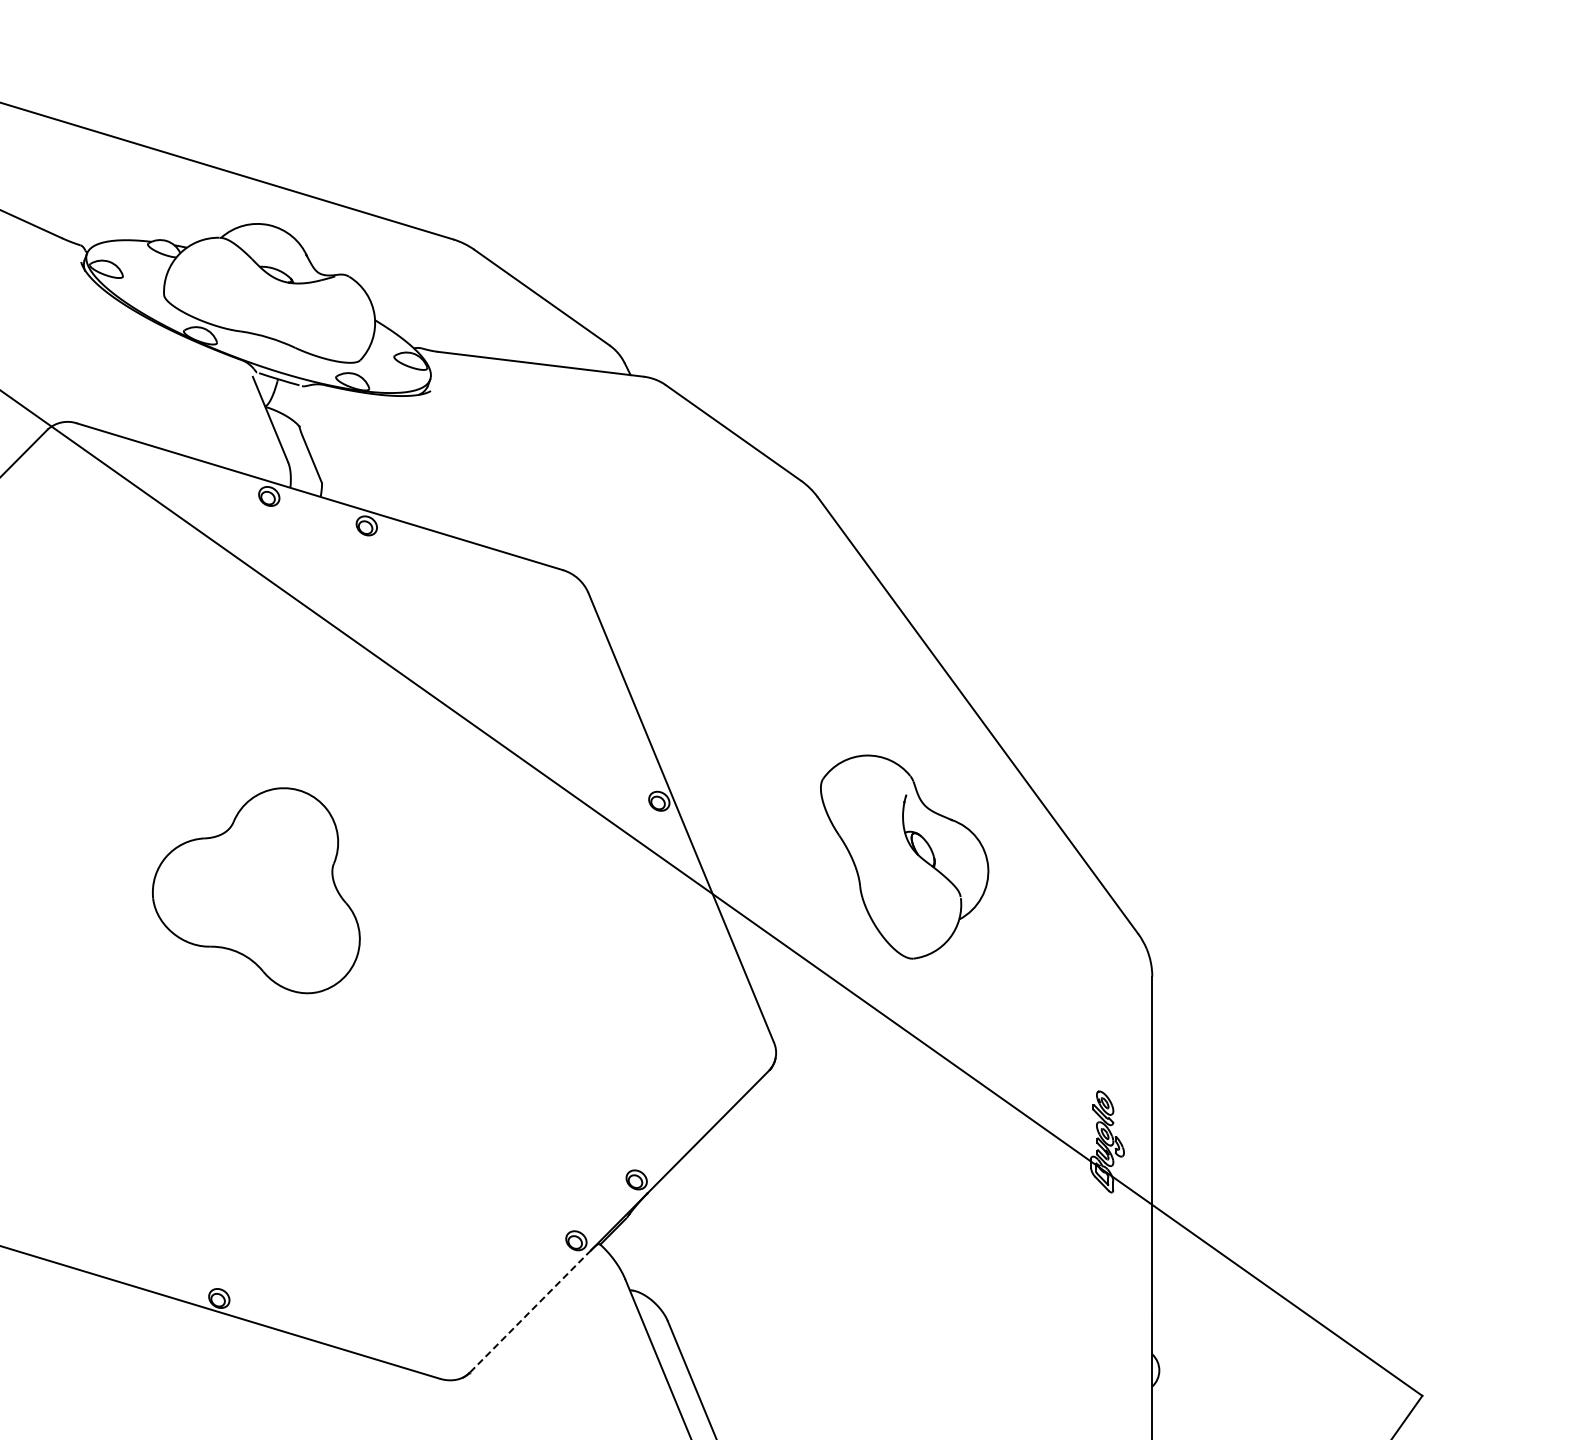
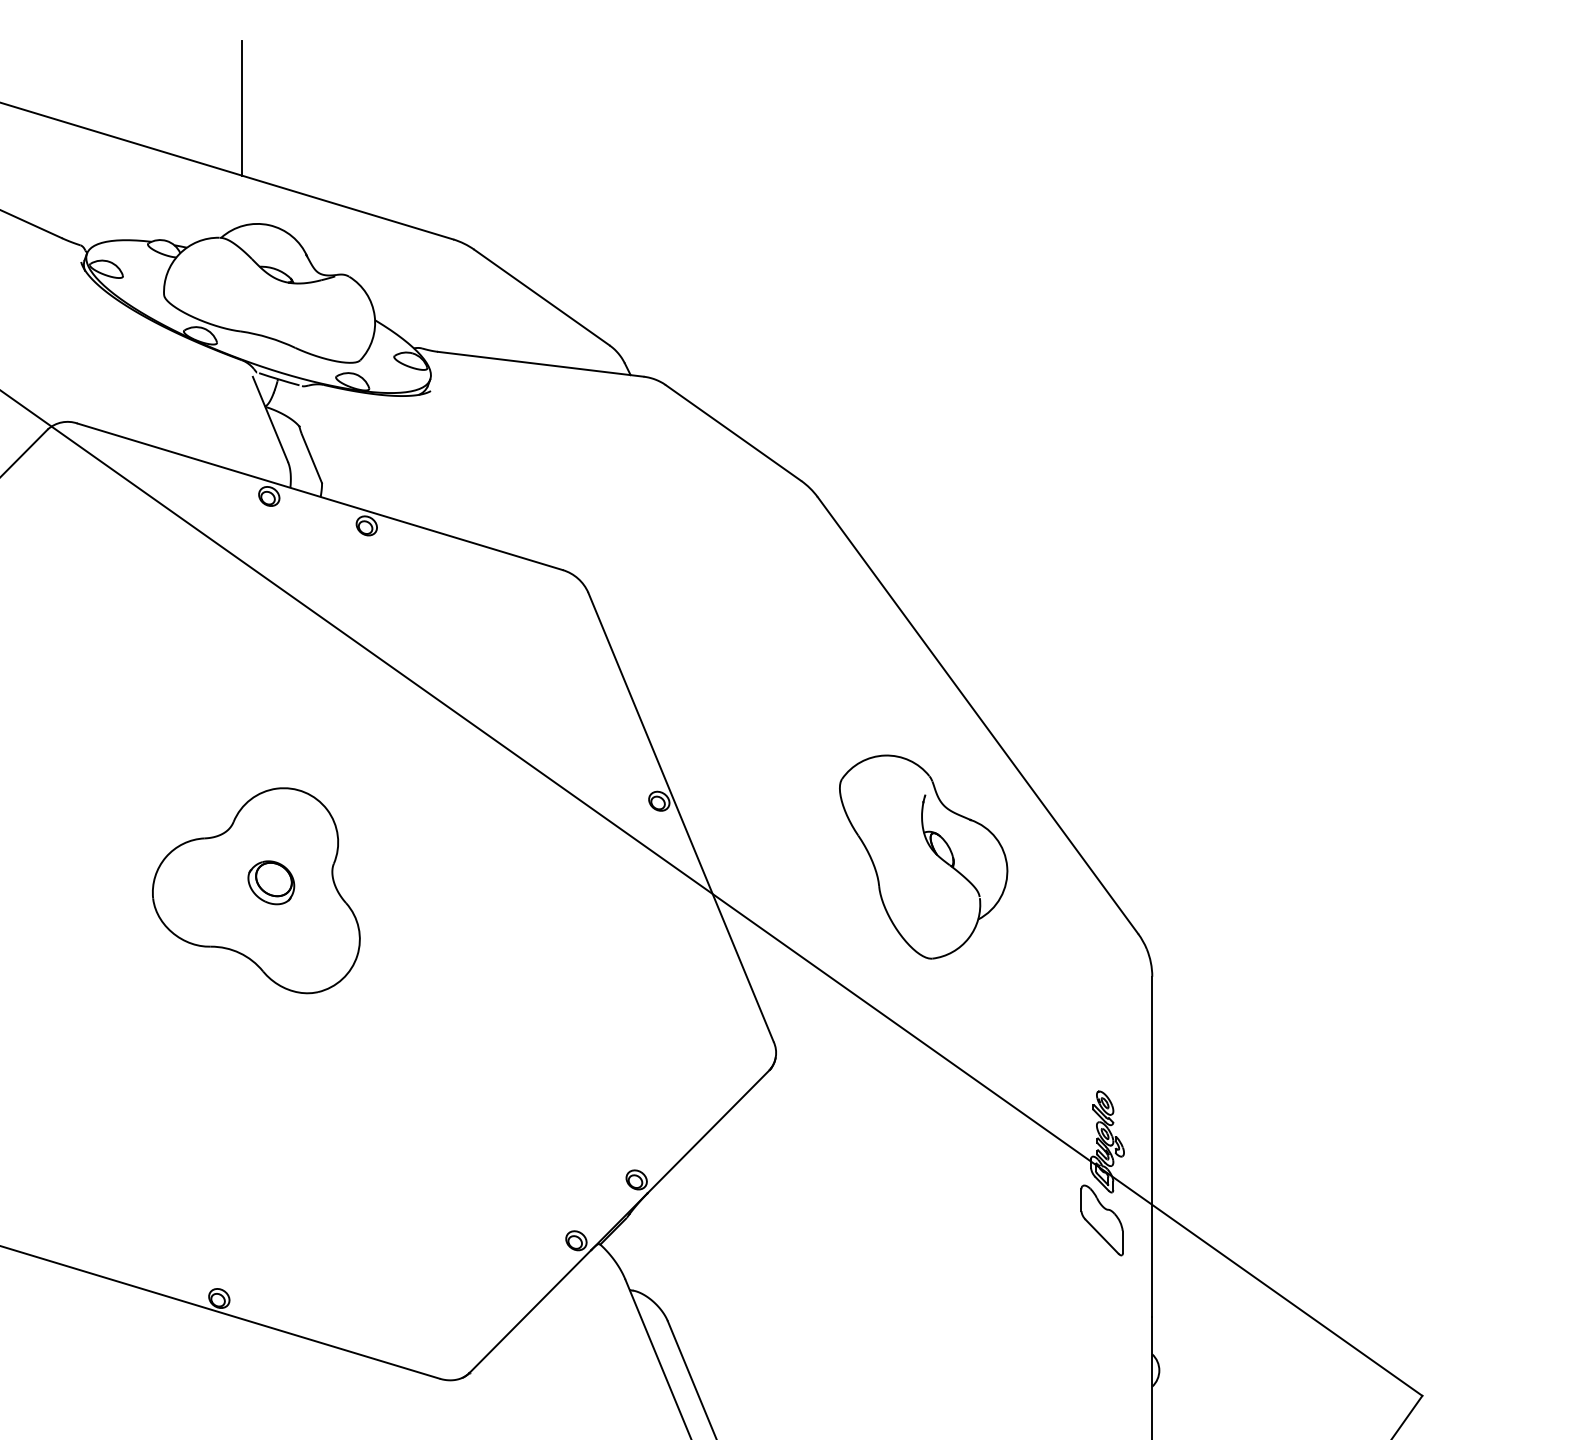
line: none -> present (242, 108)
part position: (904, 856) -> (923, 856) (923, 856)
part: none -> present (271, 882)
part: none -> present (1101, 1220)
line: dashed -> solid (530, 1311)
